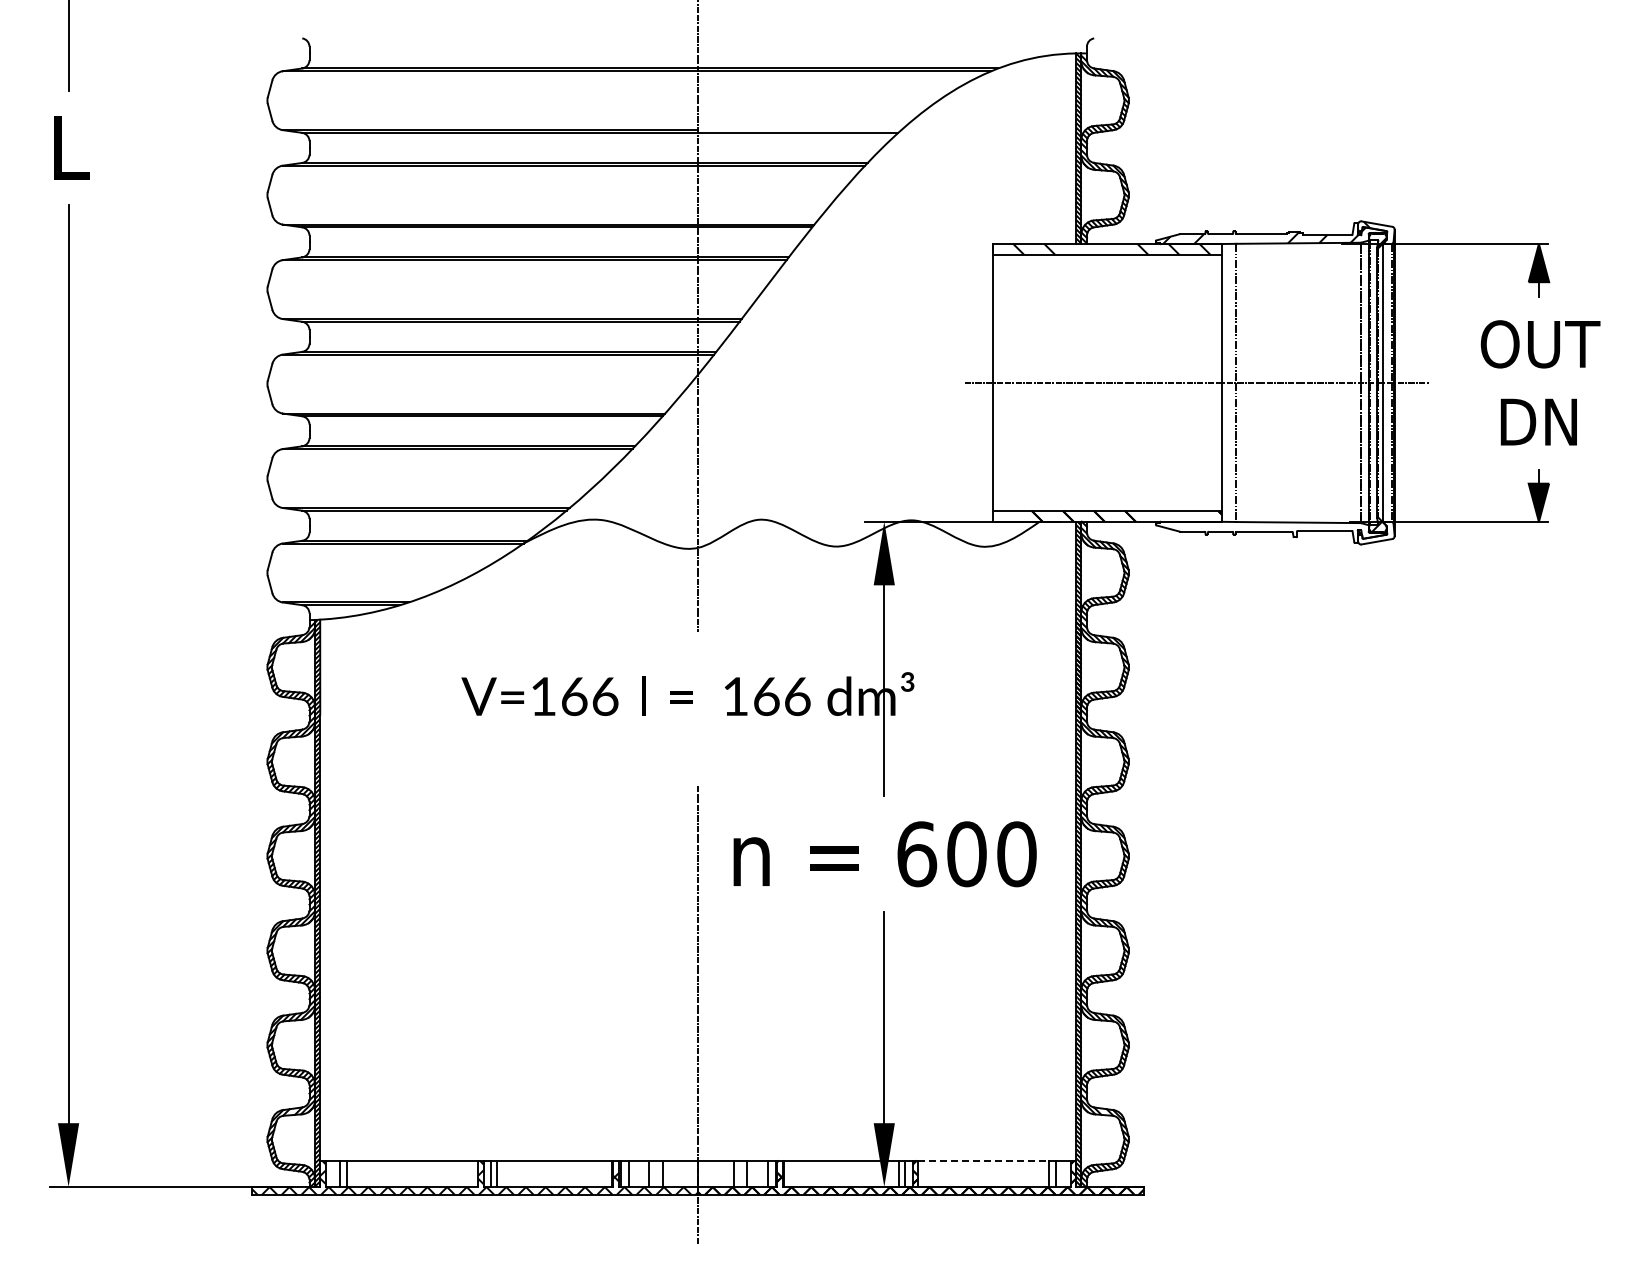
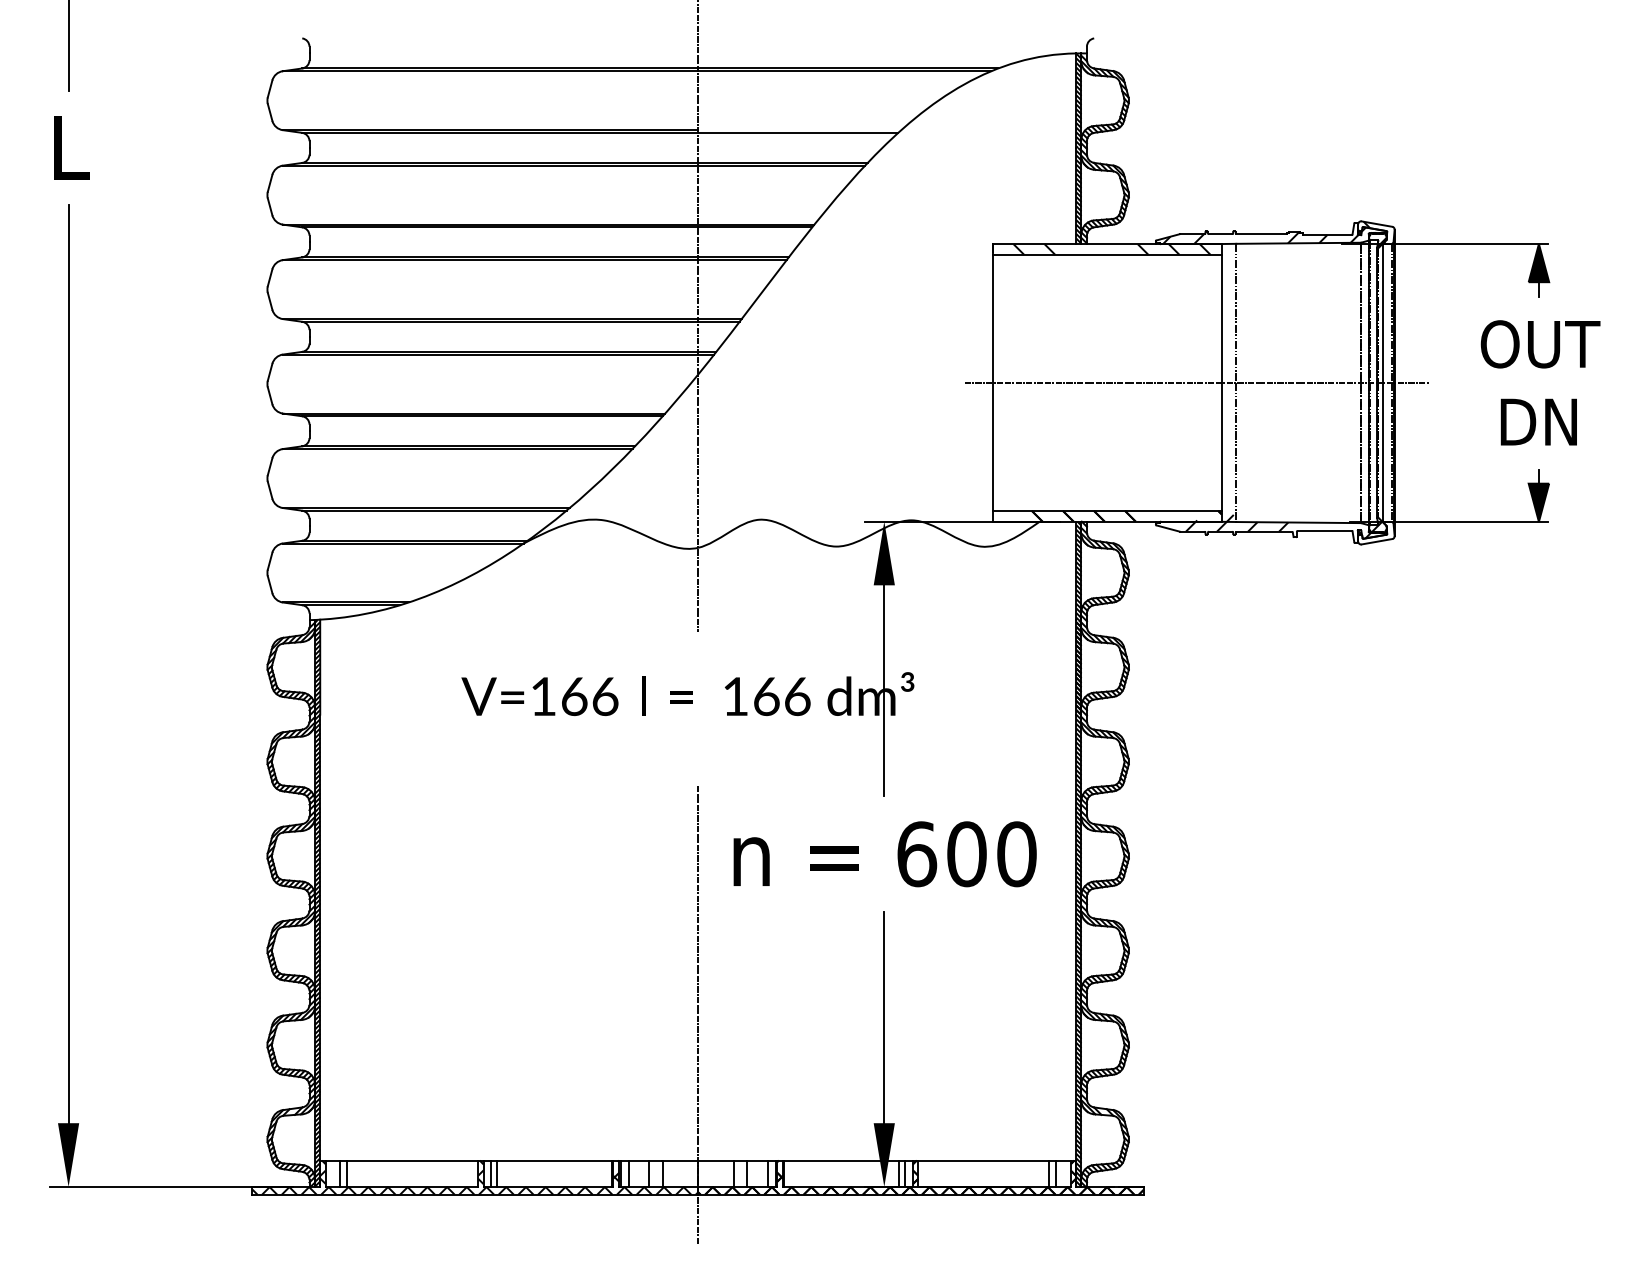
hatch: none -> present (1278, 526)
line: dashed -> solid (984, 1160)
